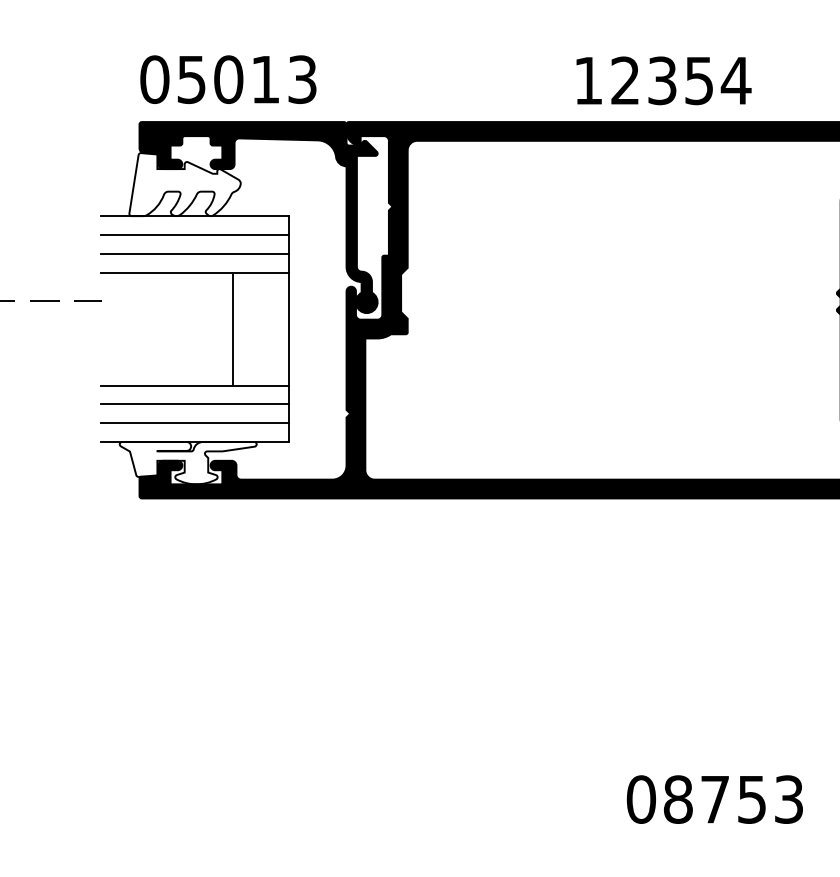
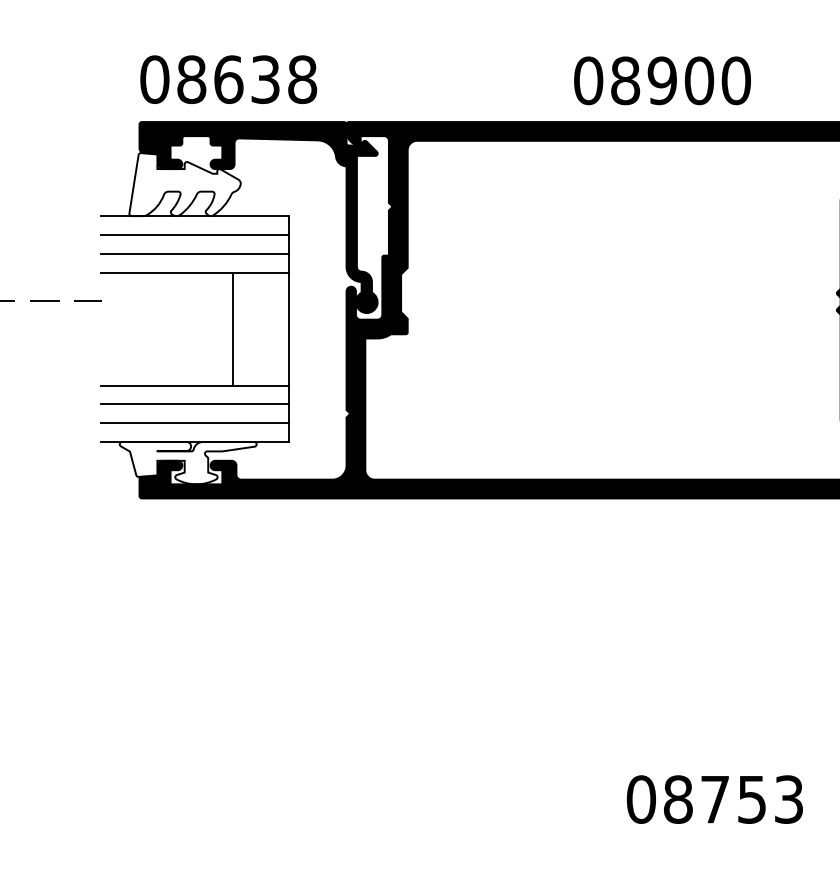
text: 05013 -> 08638 (247, 79)
text: 12354 -> 08900 (662, 80)
